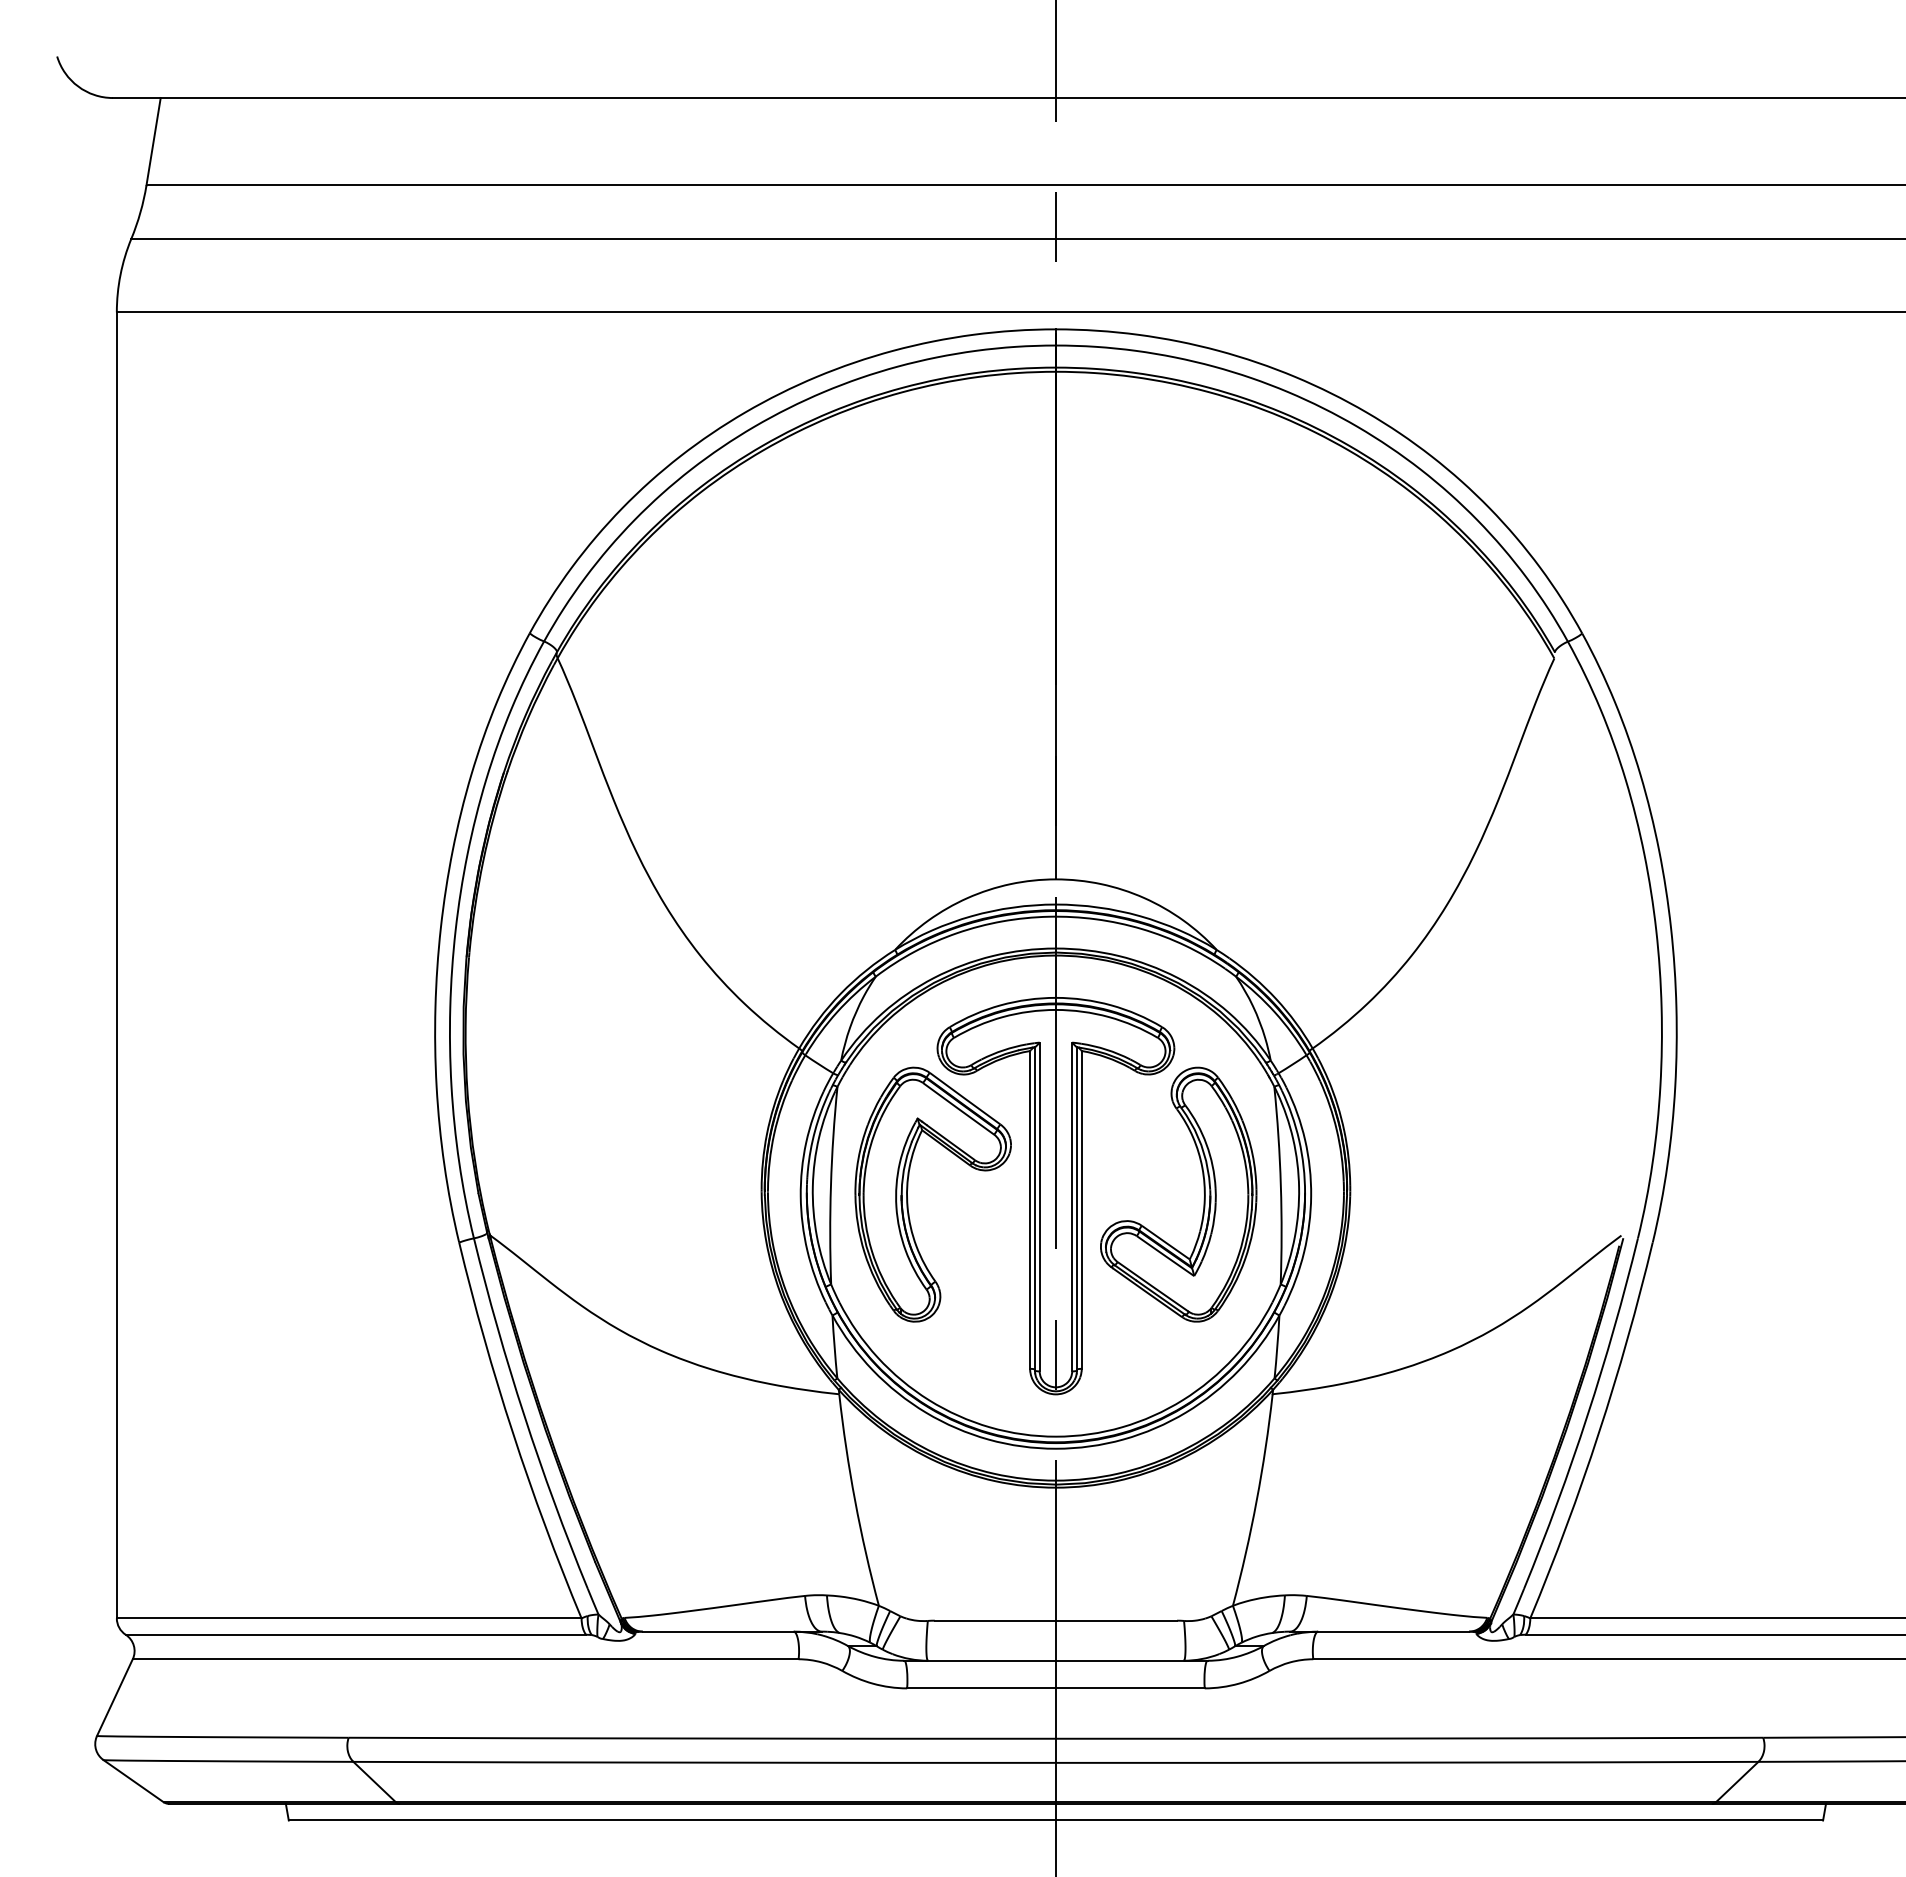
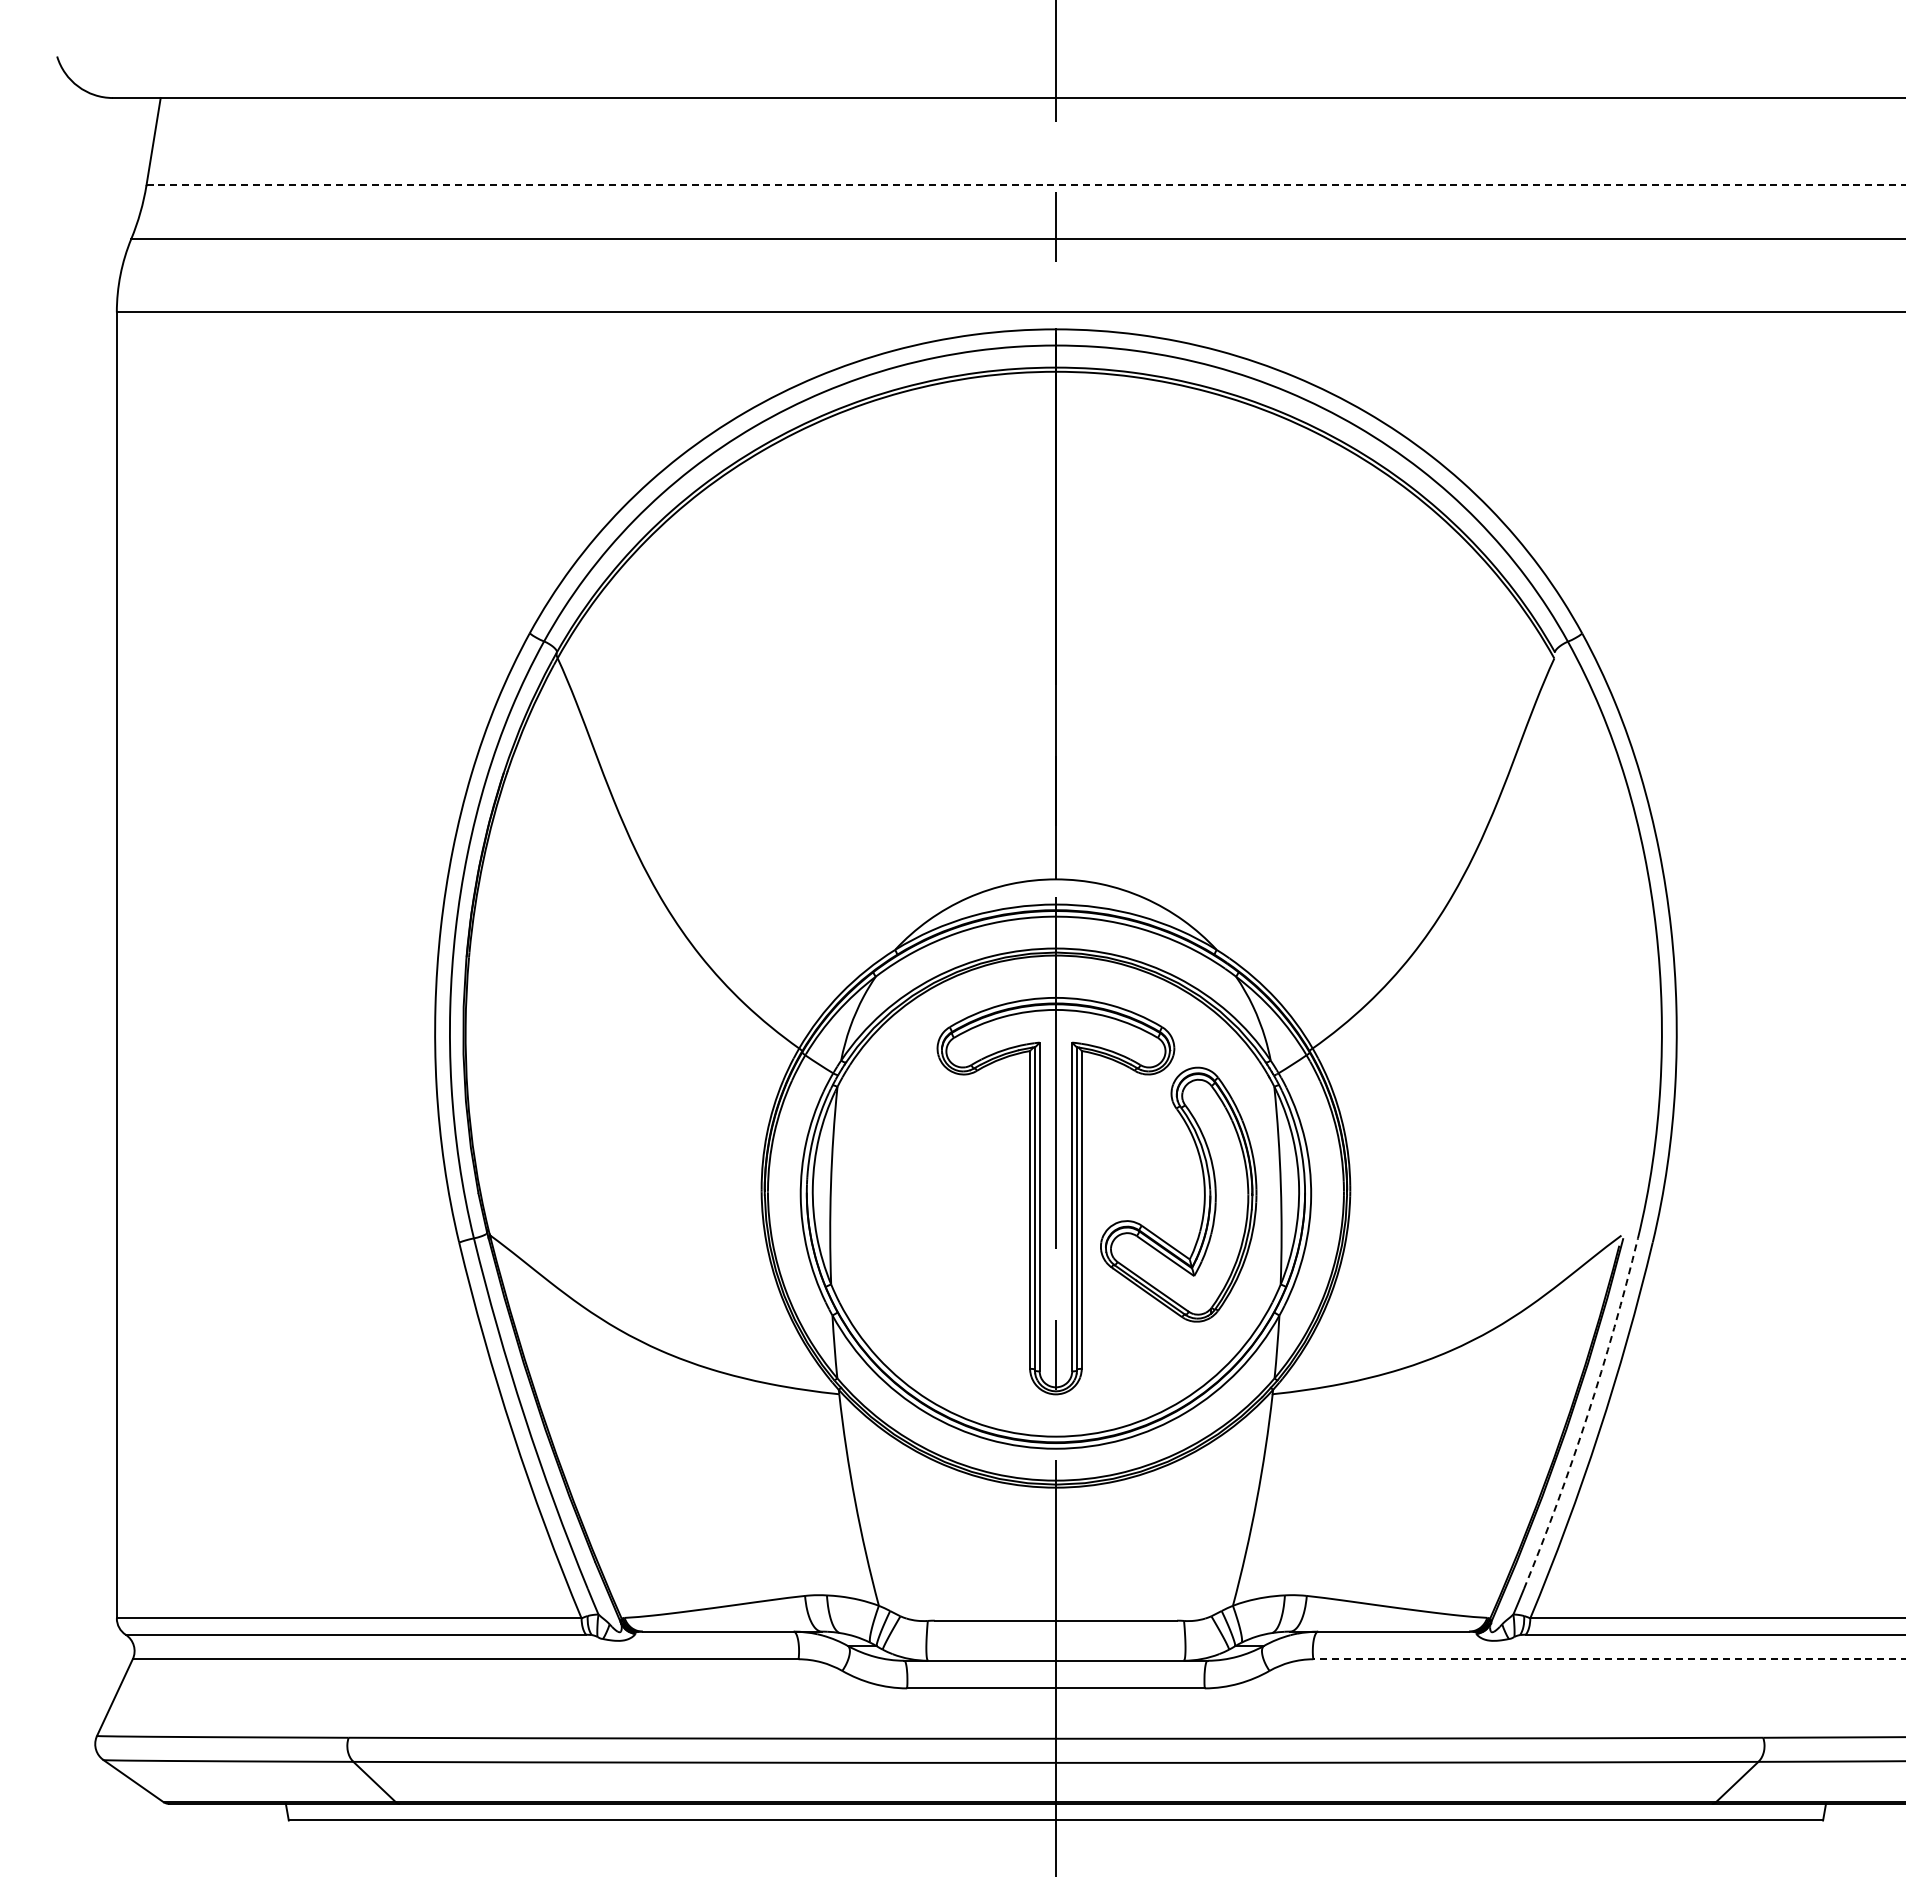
line: solid -> dashed (1026, 185)
part: present -> none (908, 1188)
arc: solid -> dashed (1587, 1415)
line: solid -> dashed (1609, 1659)
